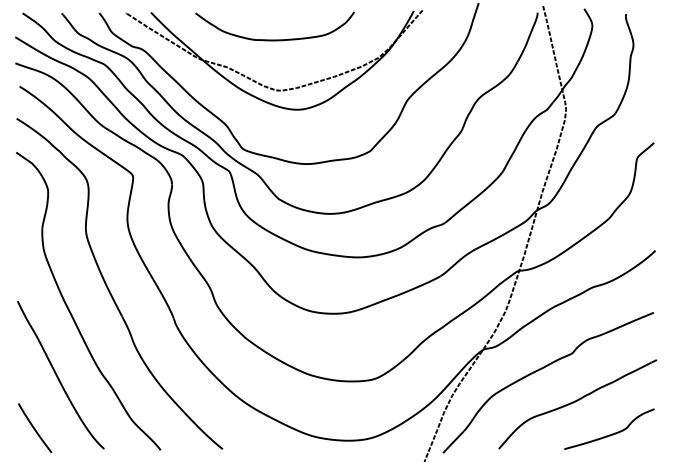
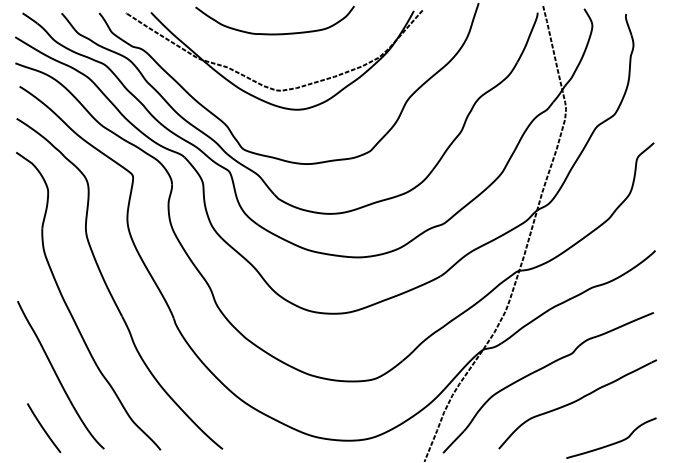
curve position: (274, 39) -> (274, 33) (274, 33)
line position: (35, 428) -> (44, 428) (44, 428)
curve position: (612, 433) -> (614, 442) (614, 442)
